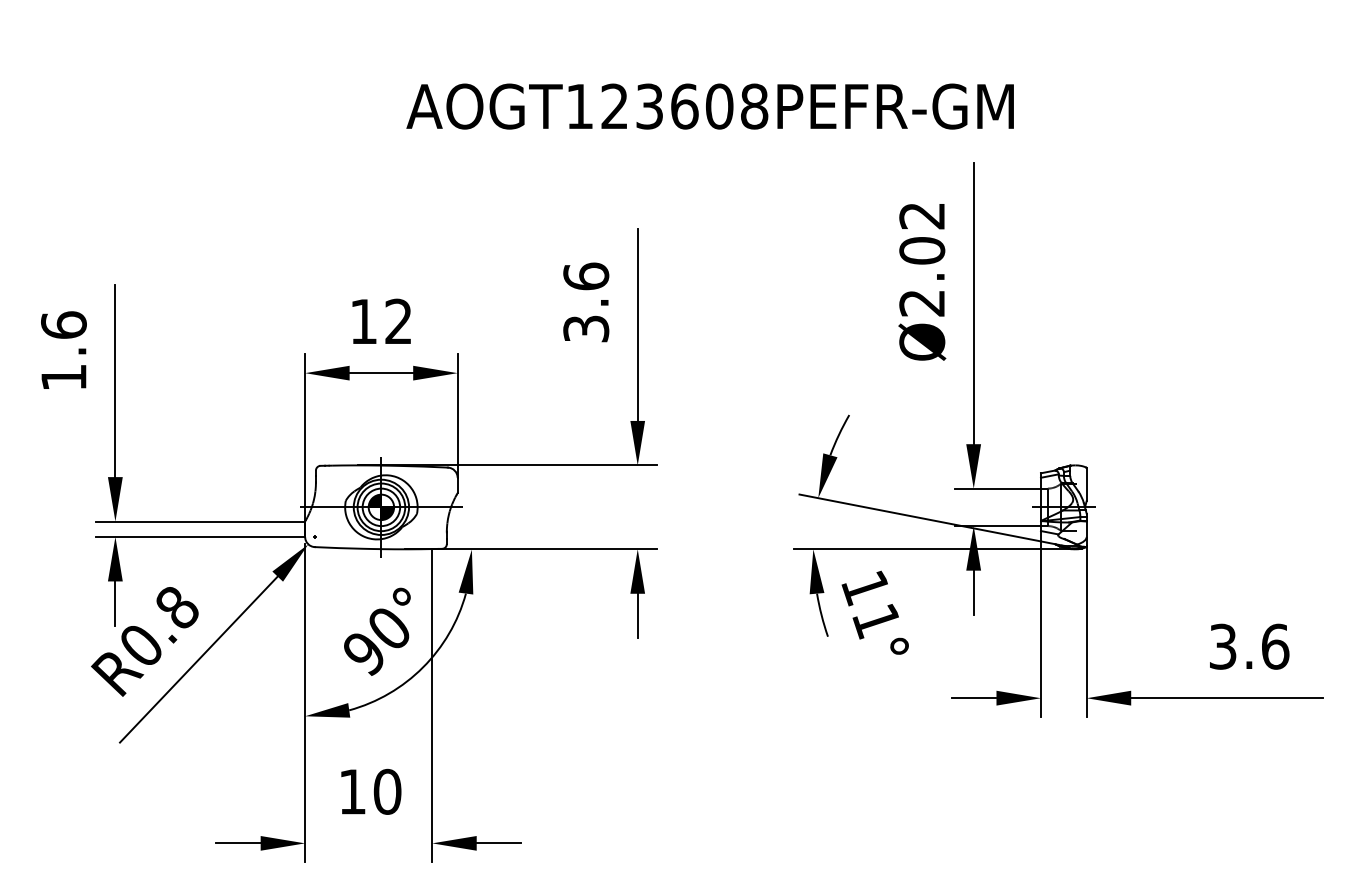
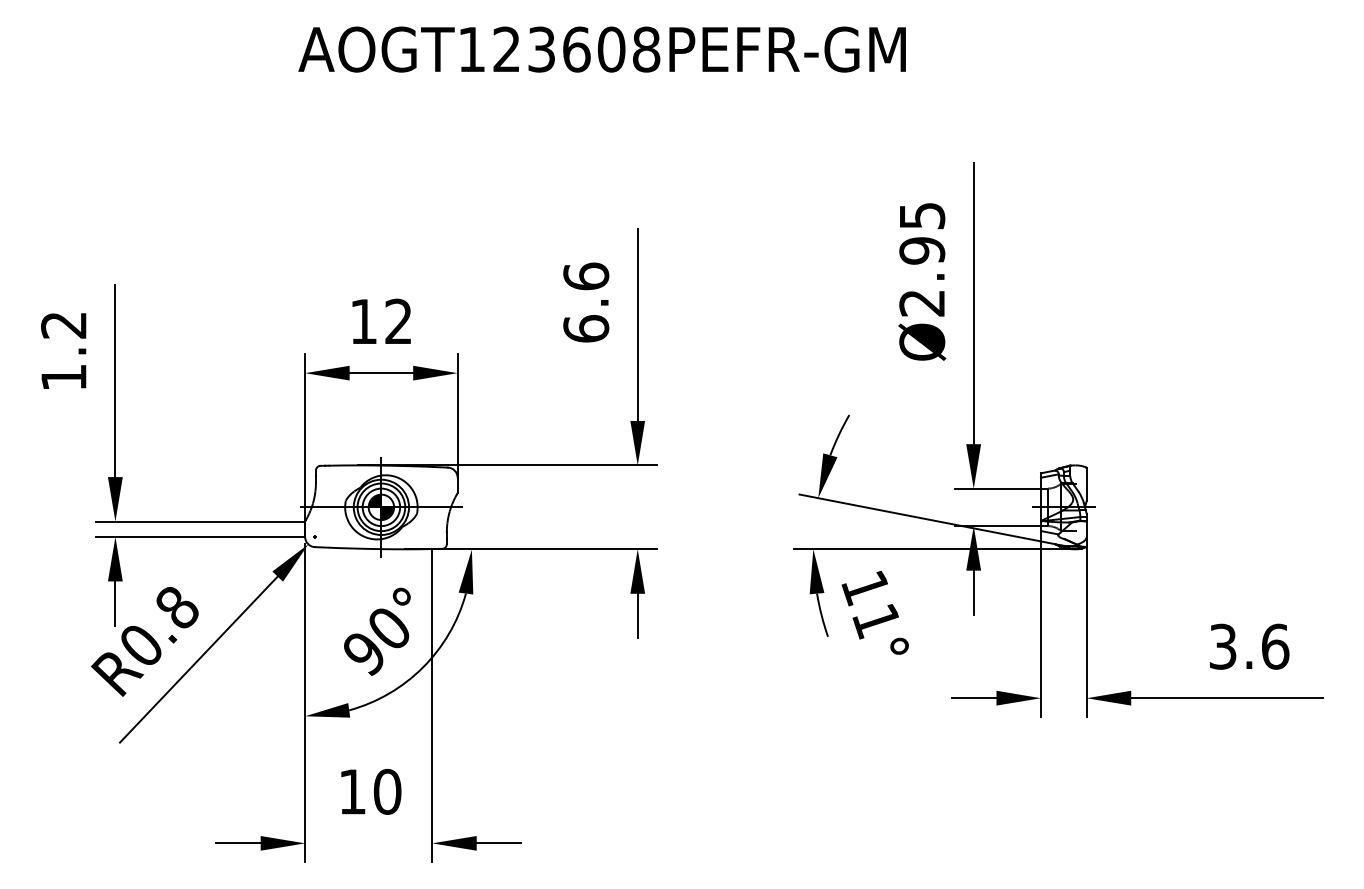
text position: (709, 106) -> (601, 49) (601, 49)
text: Ø2.02 -> Ø2.95 (922, 233)
text: 1.6 -> 1.2 (63, 324)
text: 3.6 -> 6.6 (586, 328)
